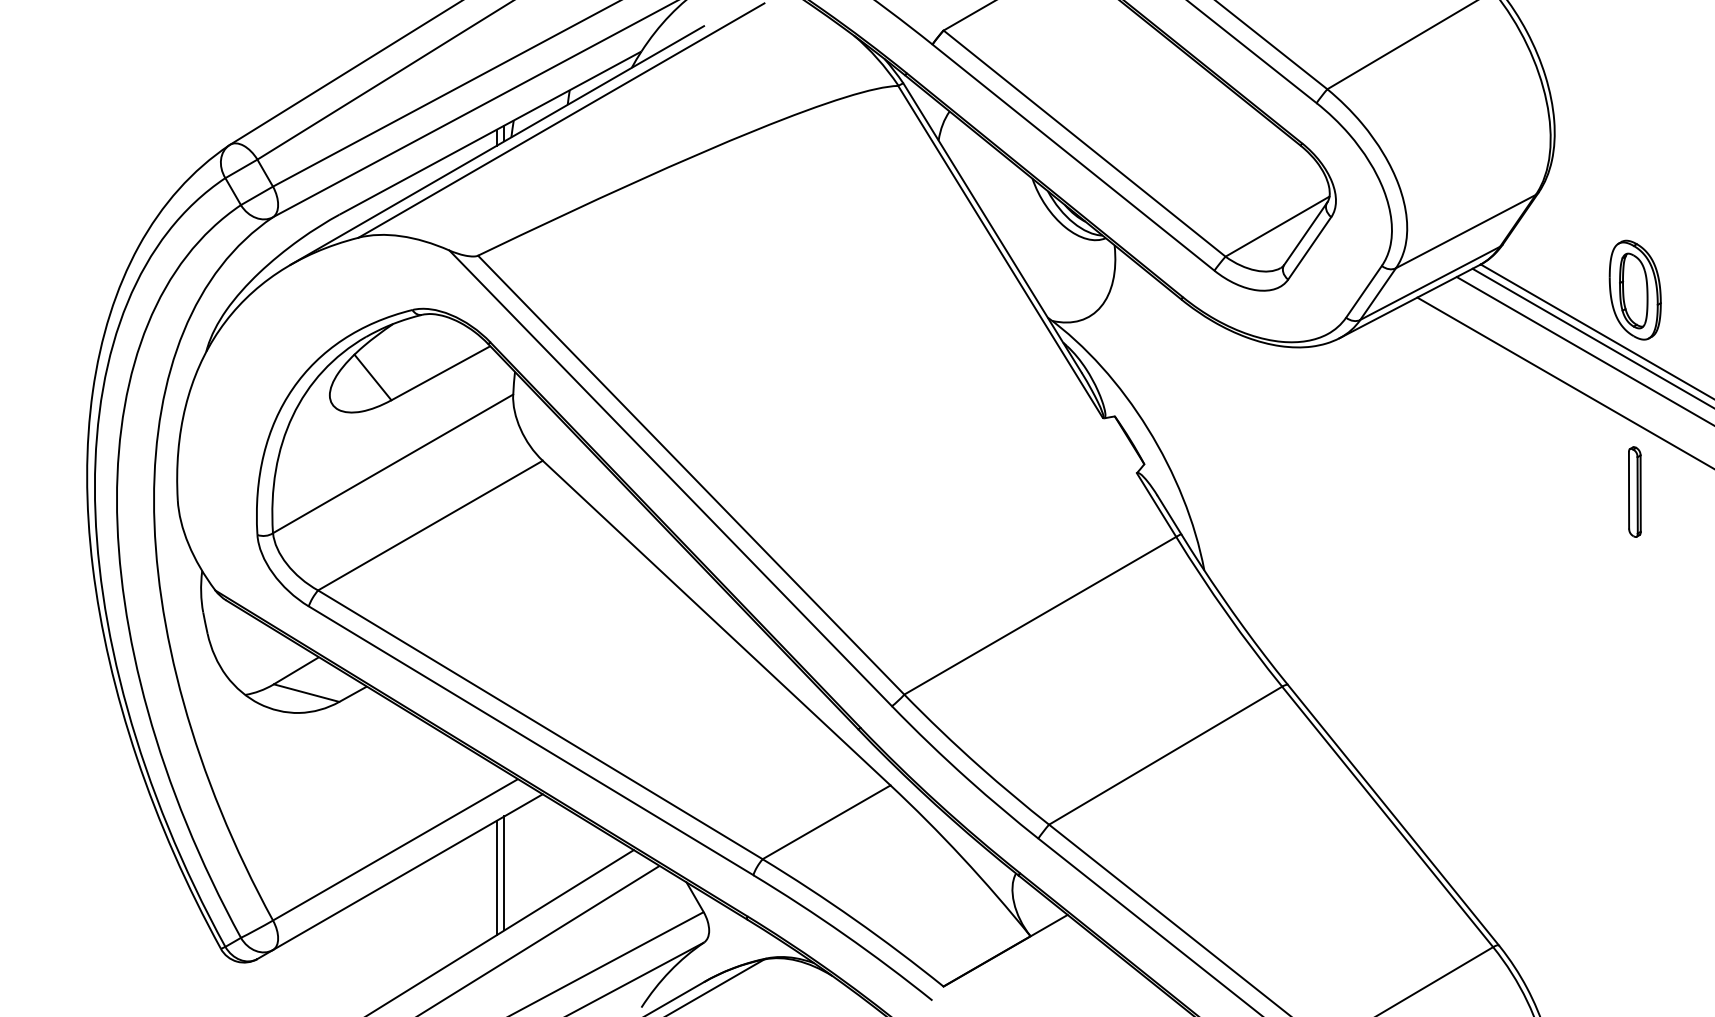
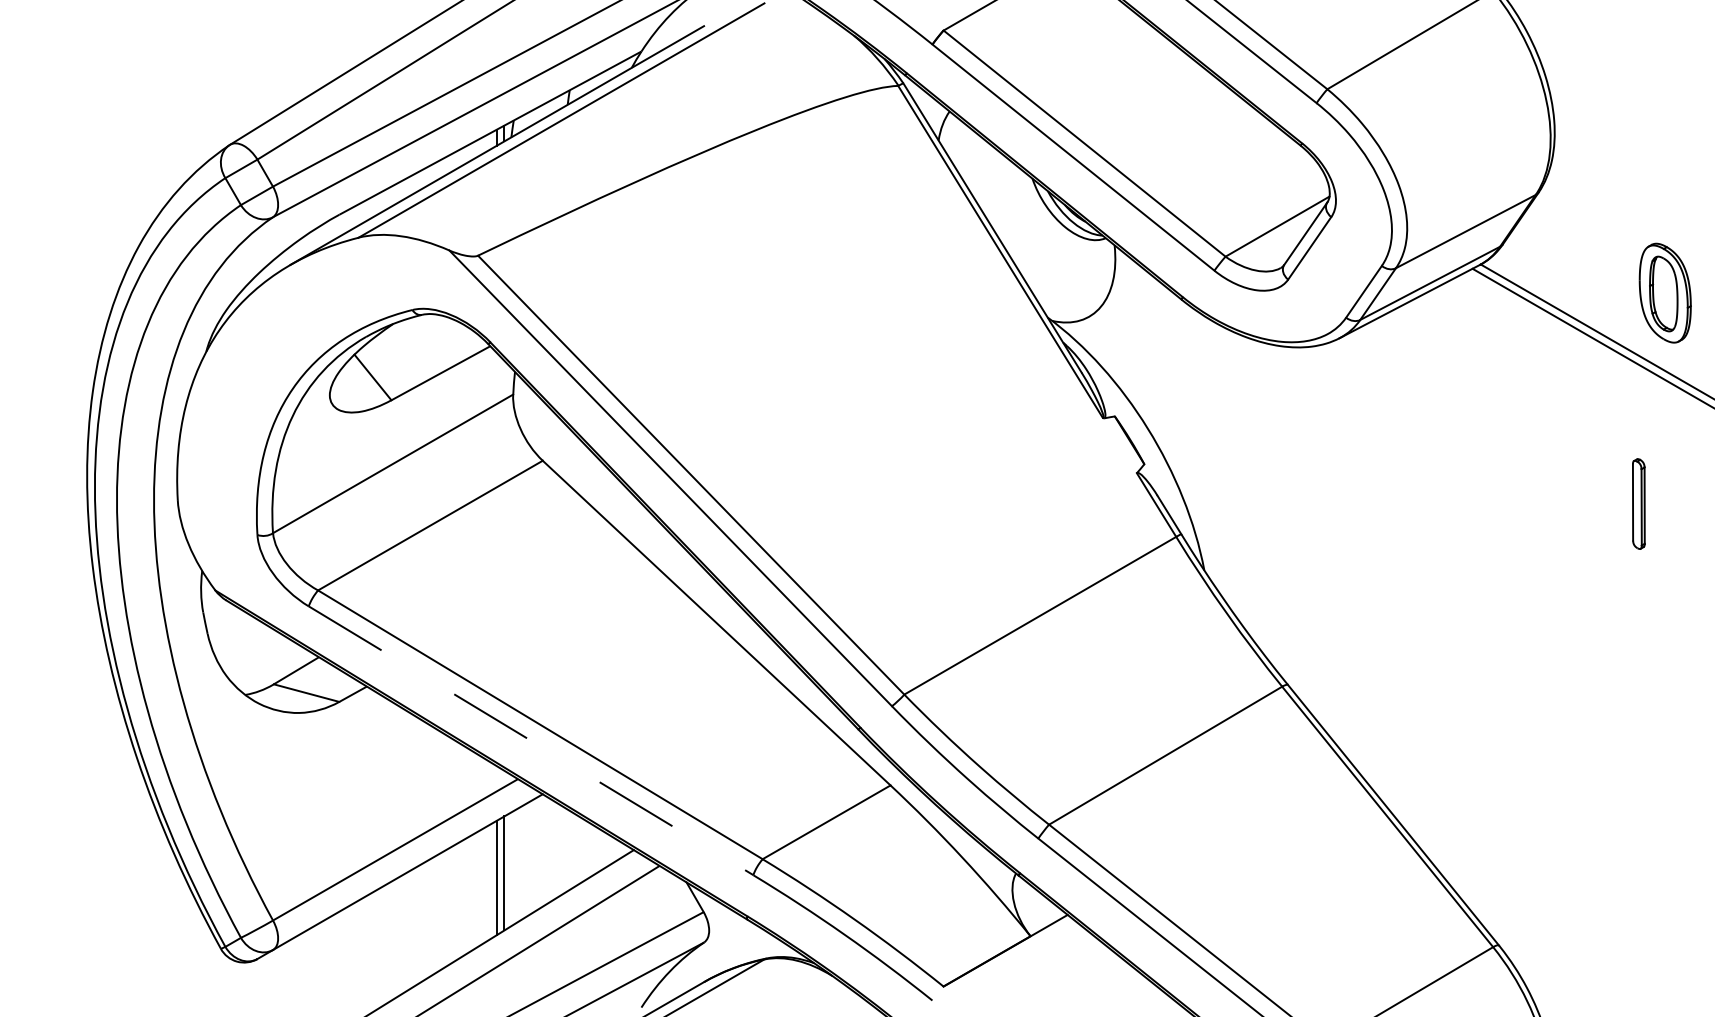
part position: (1634, 289) -> (1664, 292) (1664, 292)
line: present -> none (1583, 350)
line: present -> none (1564, 382)
part position: (1634, 491) -> (1638, 503) (1638, 503)
line: solid -> dashed (531, 740)
